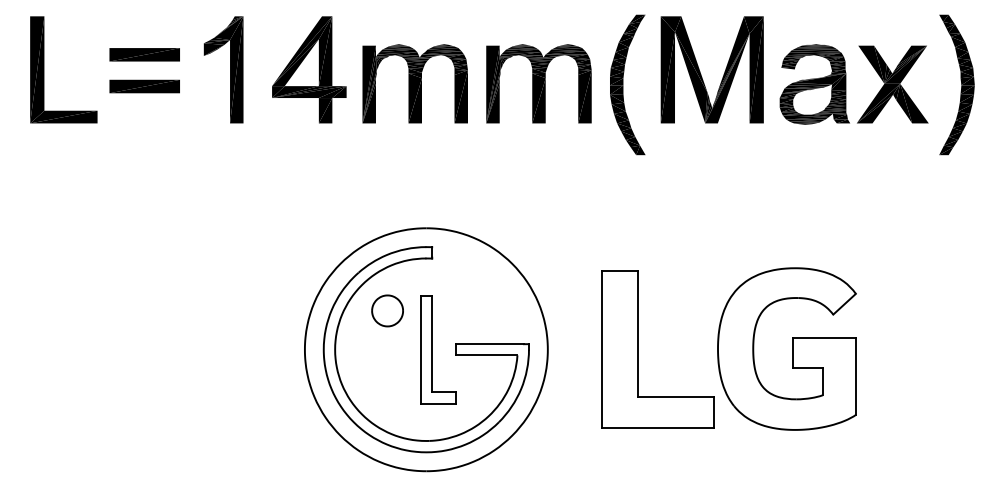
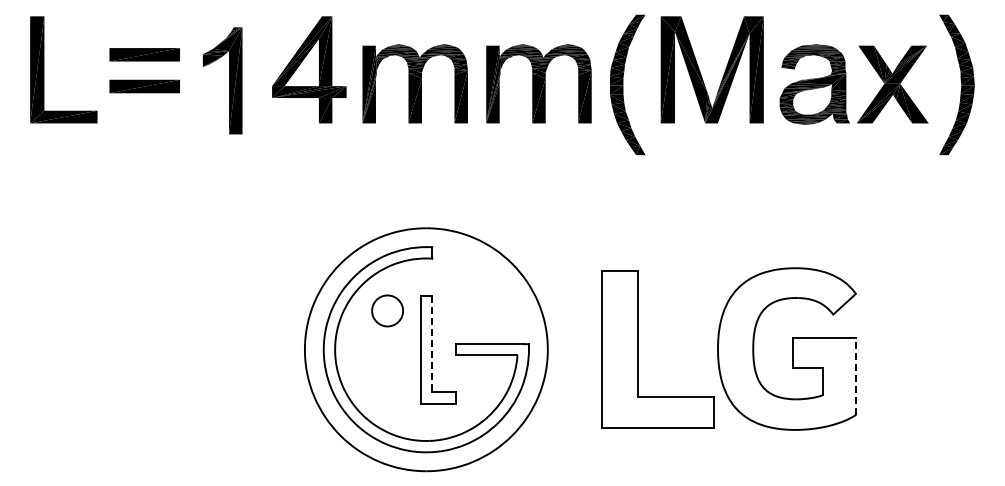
part position: (230, 69) -> (229, 80) (229, 80)
line: solid -> dashed (432, 344)
line: solid -> dashed (856, 376)
